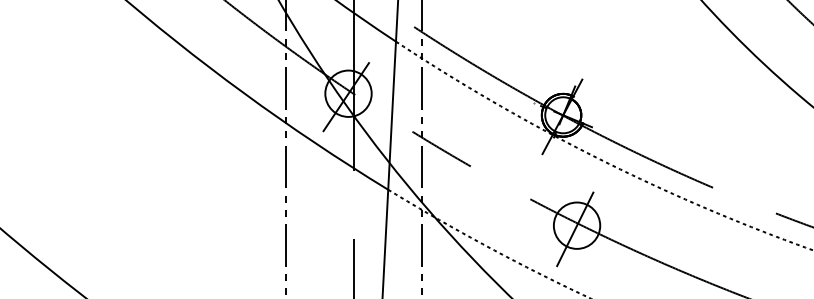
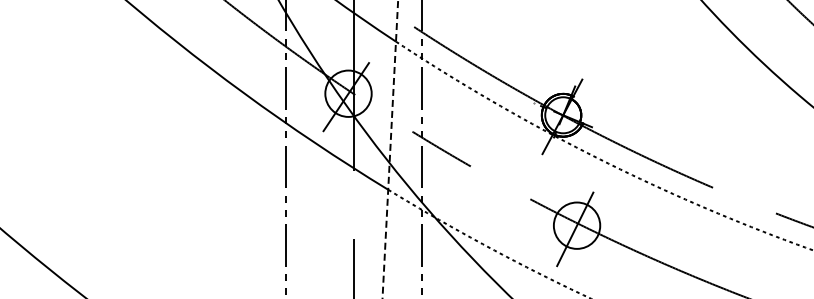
line: solid -> dashed (390, 149)
